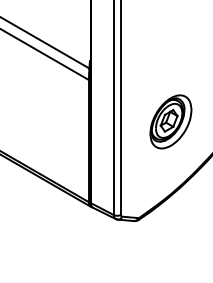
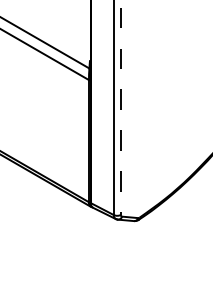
line: solid -> dashed (120, 108)
part: present -> none (170, 121)
